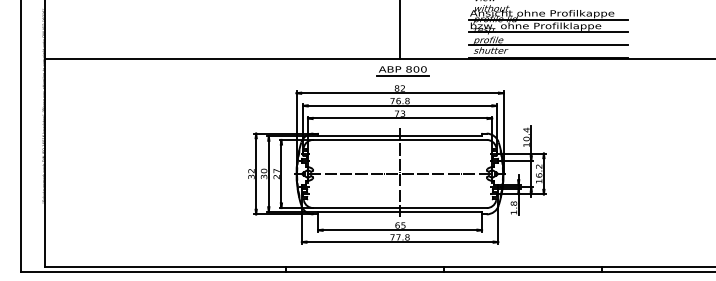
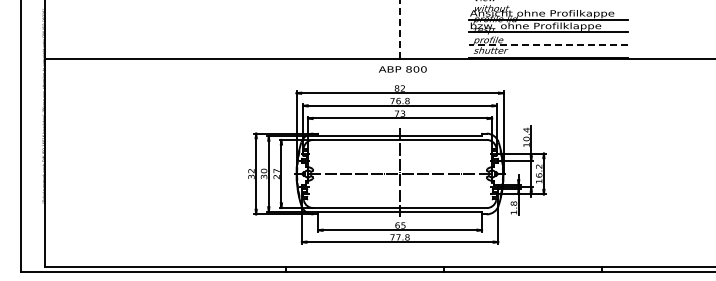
line: solid -> dashed (400, 29)
line: solid -> dashed (548, 44)
line: present -> none (402, 75)
